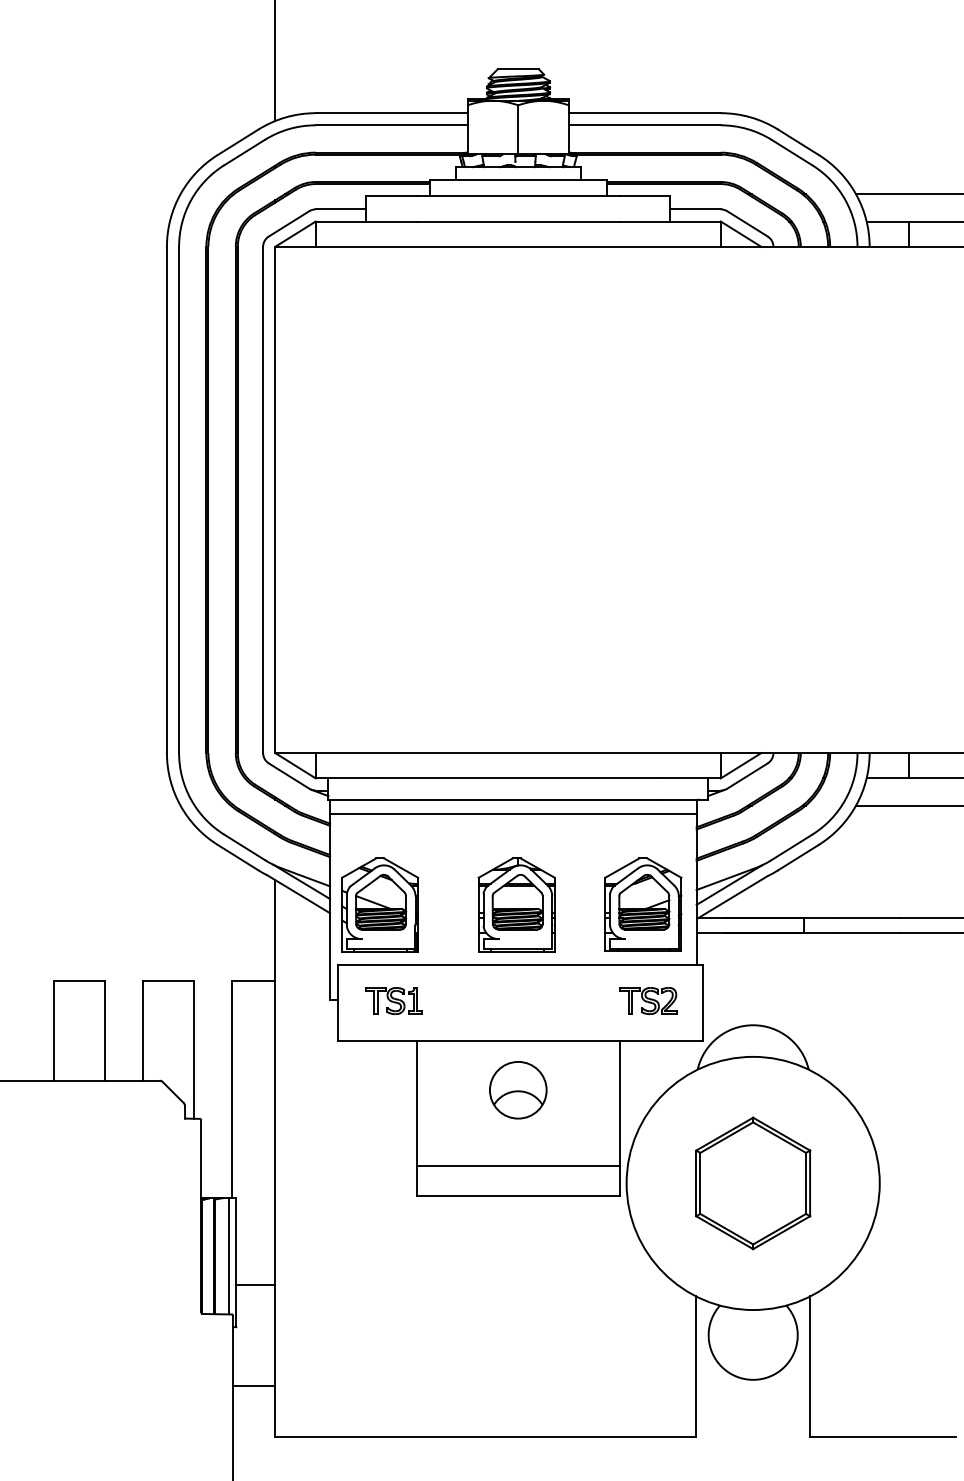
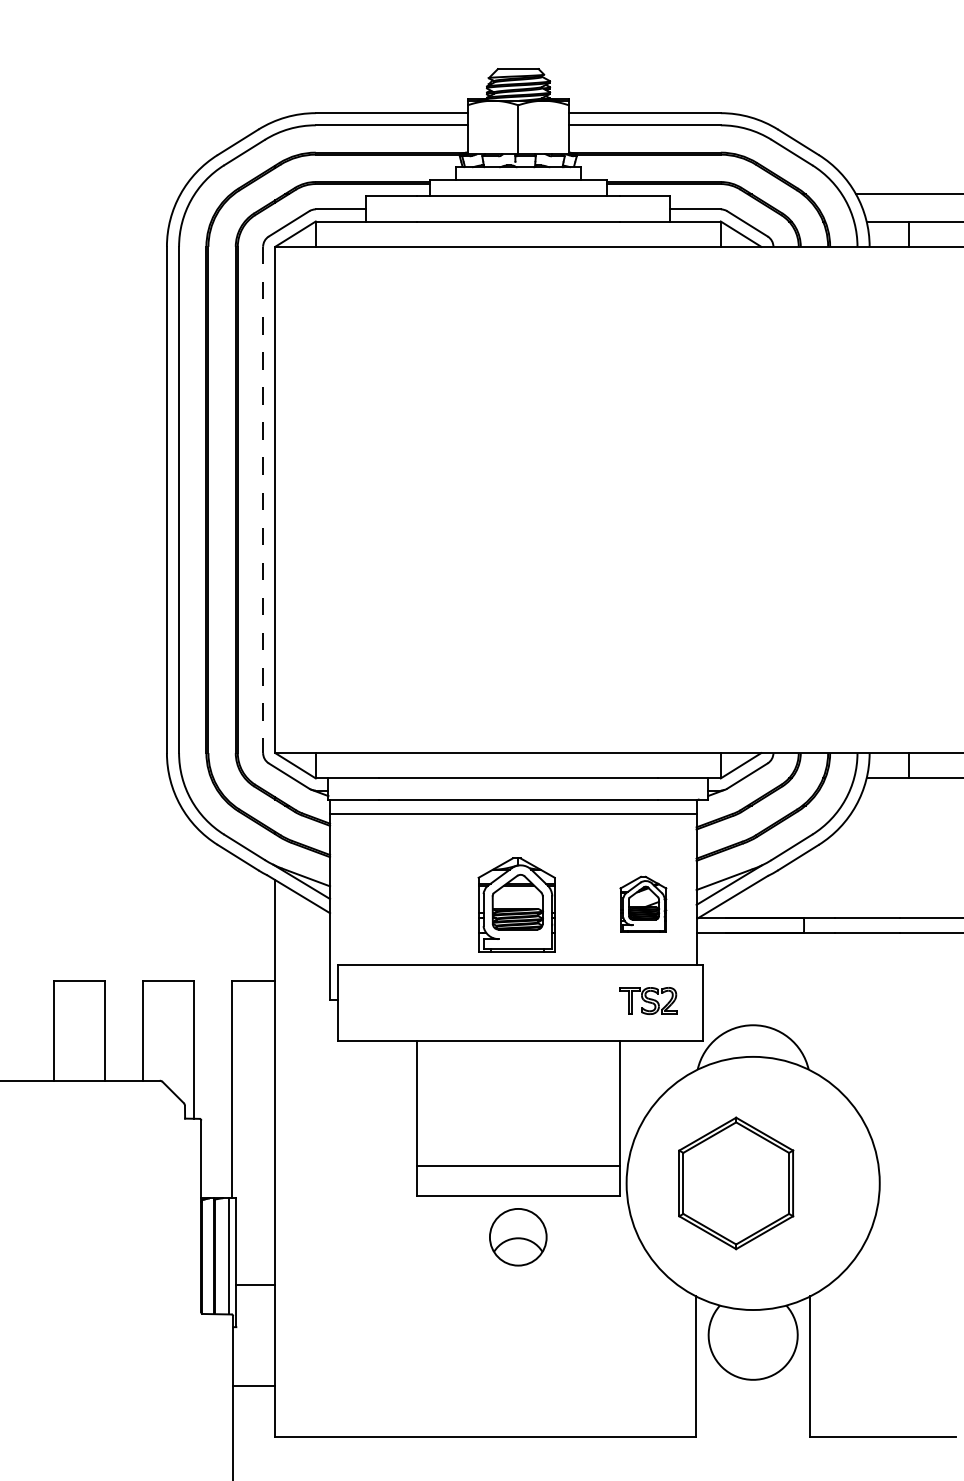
line: present -> none (275, 61)
line: solid -> dashed (263, 500)
line: present -> none (908, 805)
part: present -> none (380, 904)
part size: 79x95 px -> 49x58 px (643, 903)
part: present -> none (393, 1000)
part position: (518, 1090) -> (518, 1237) (518, 1237)
part position: (753, 1183) -> (736, 1183) (736, 1183)
